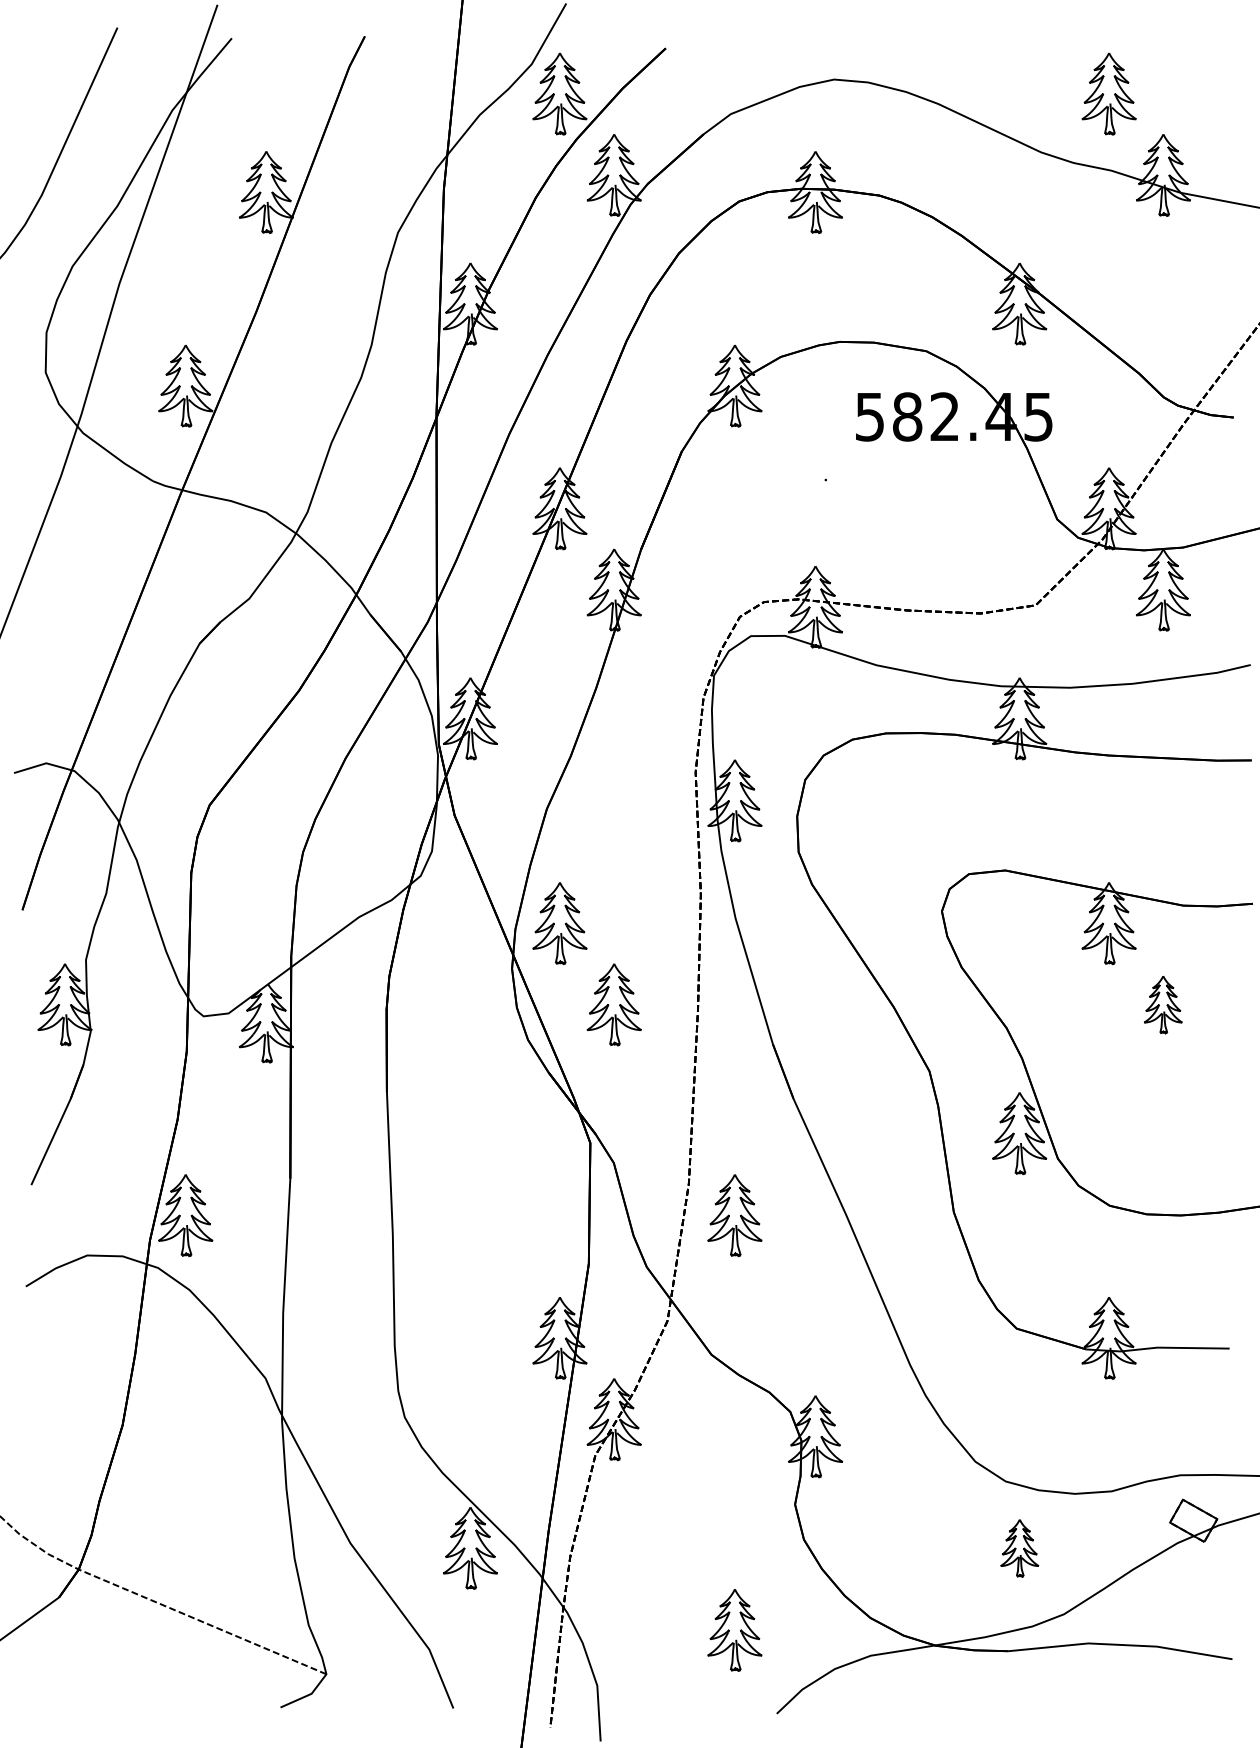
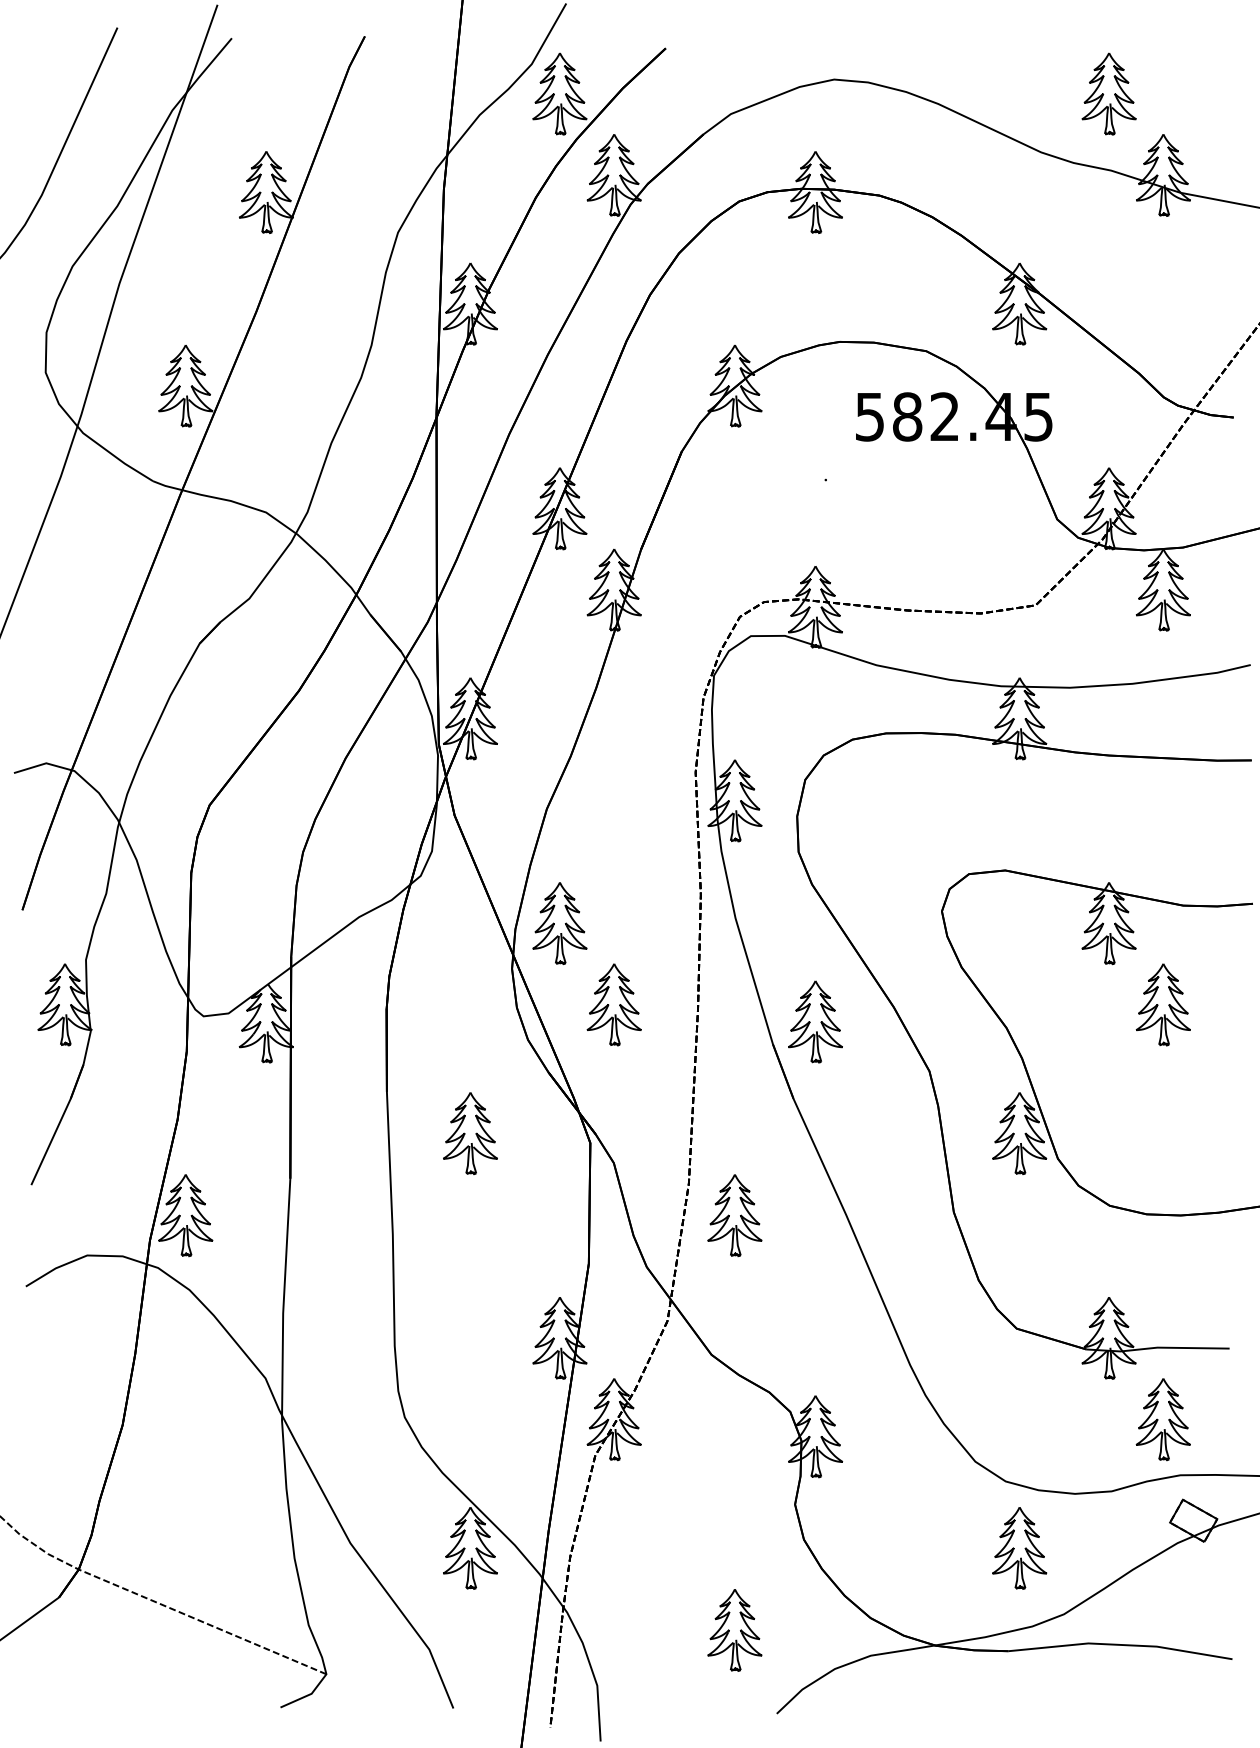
part size: 39x59 px -> 56x84 px (1162, 1004)
part: none -> present (815, 1021)
part: none -> present (470, 1133)
part: none -> present (1162, 1419)
part size: 40x59 px -> 56x83 px (1019, 1548)
